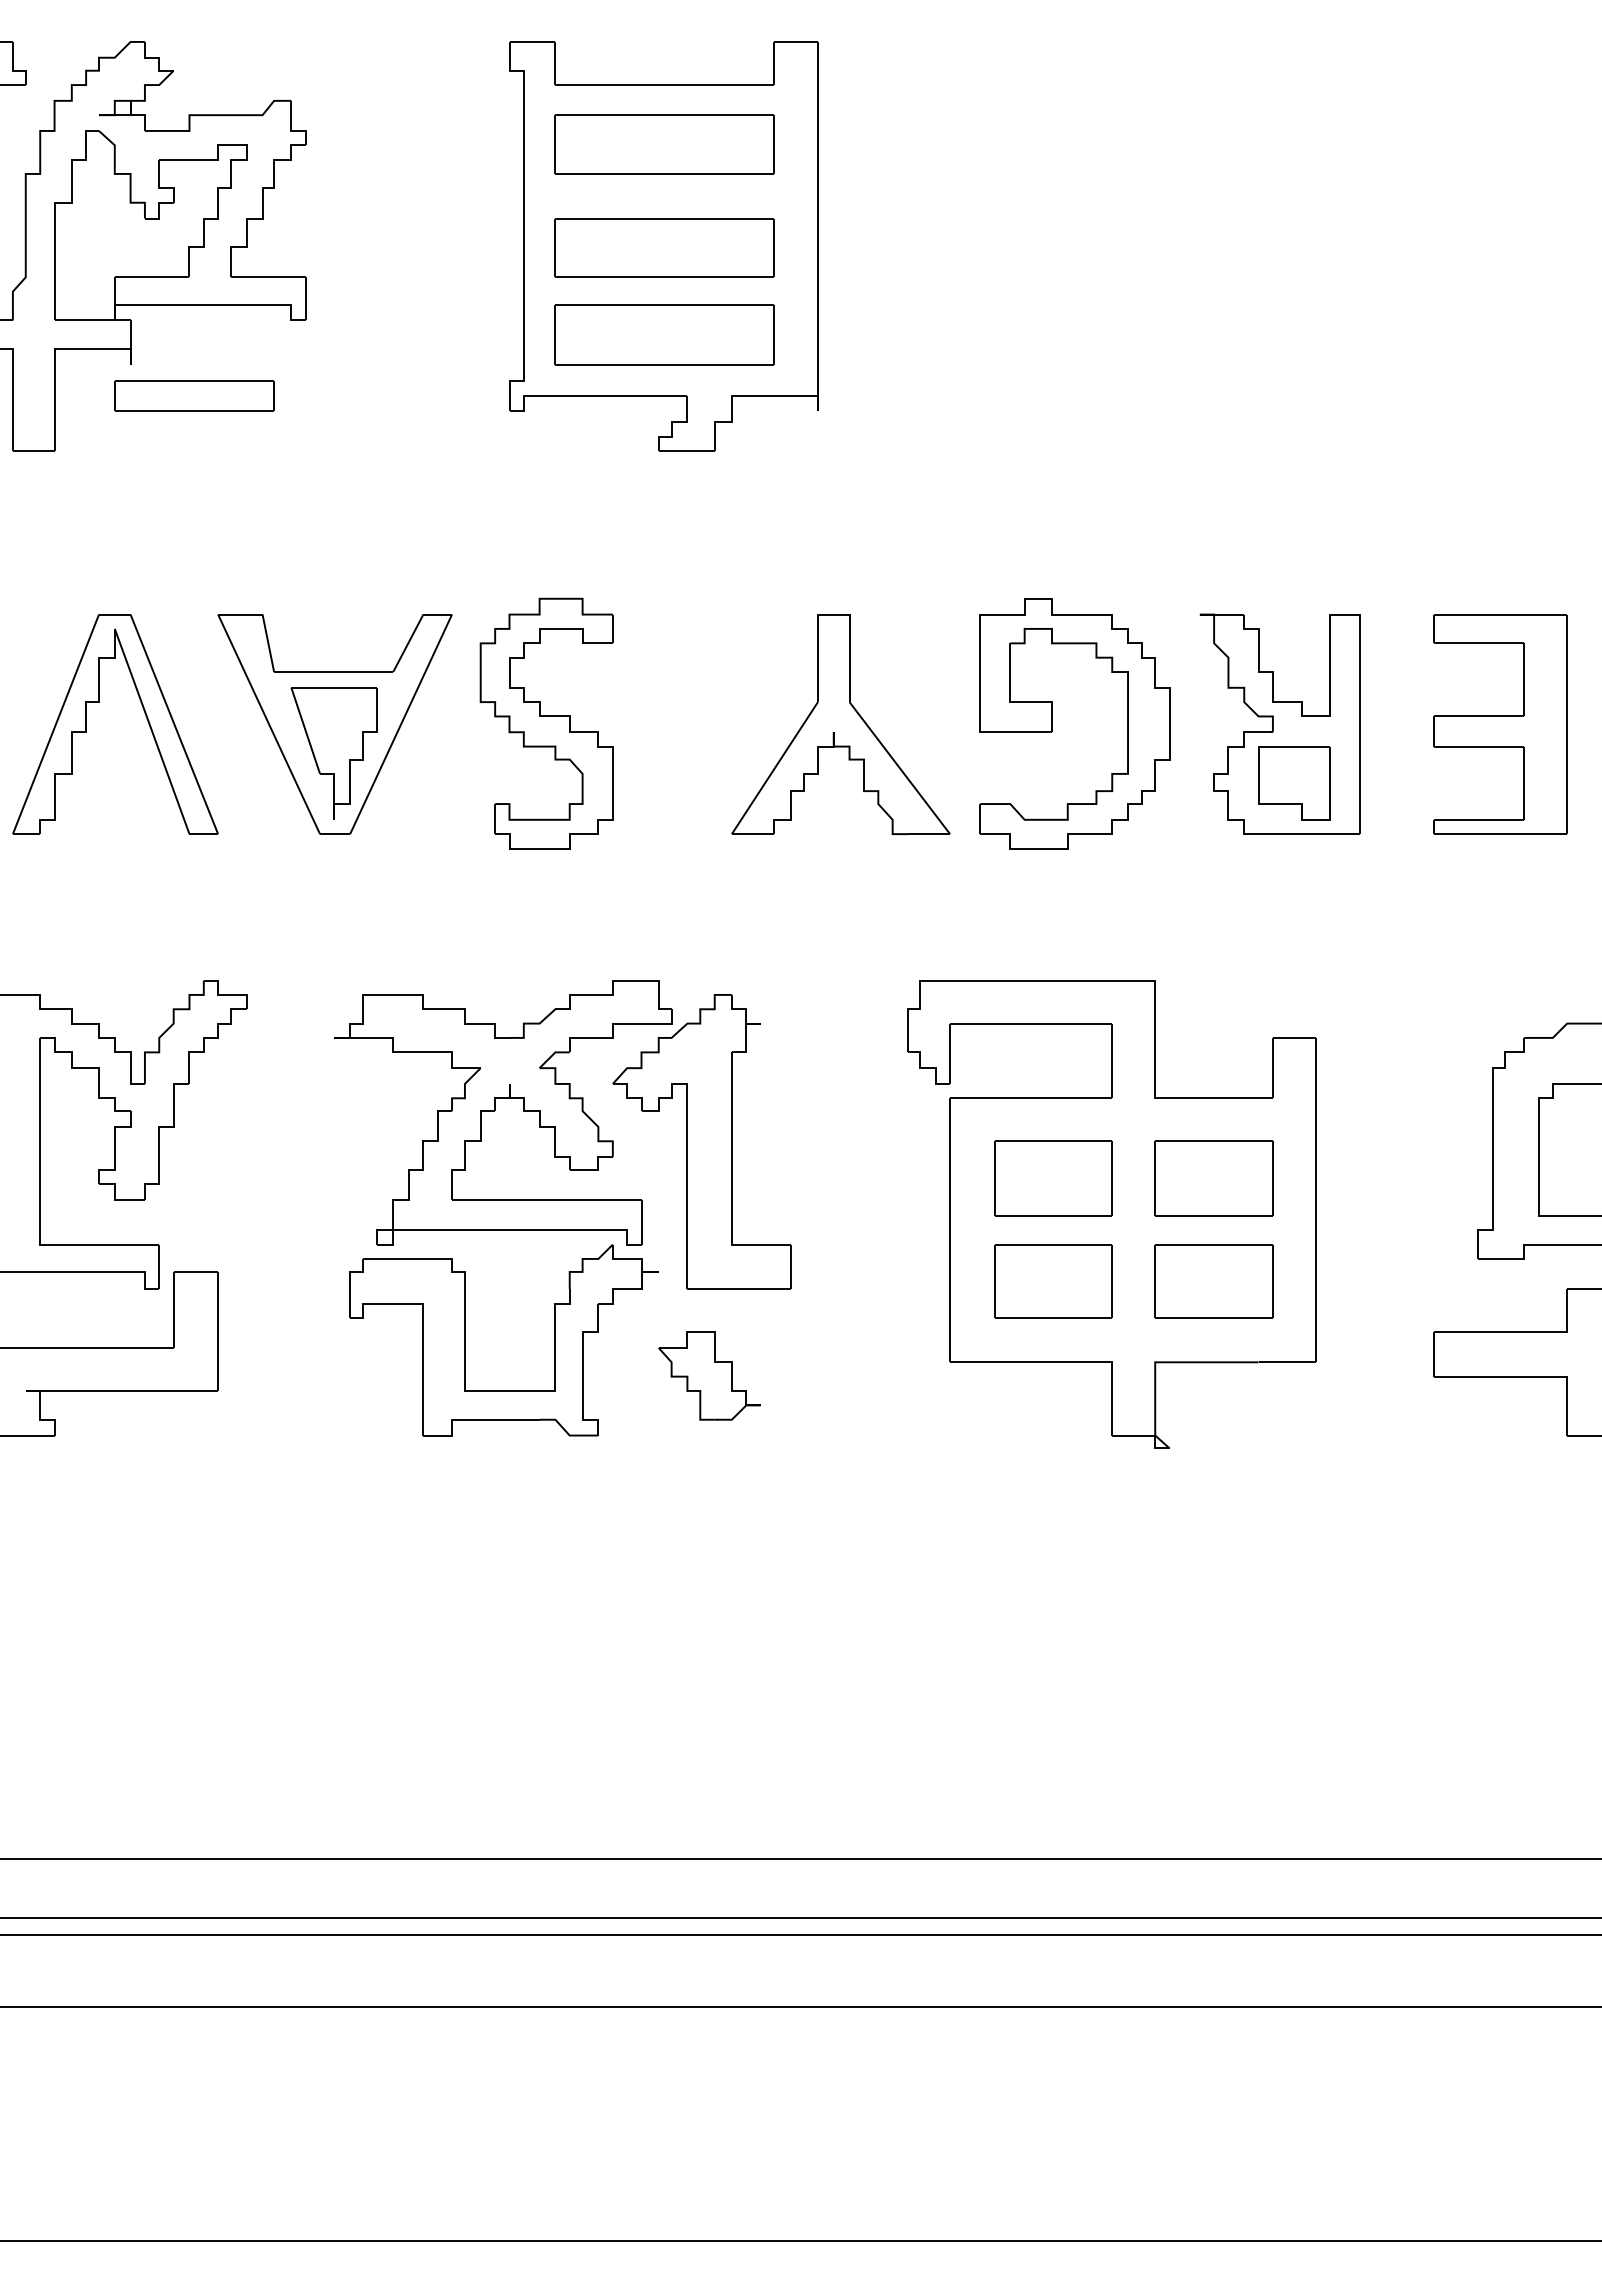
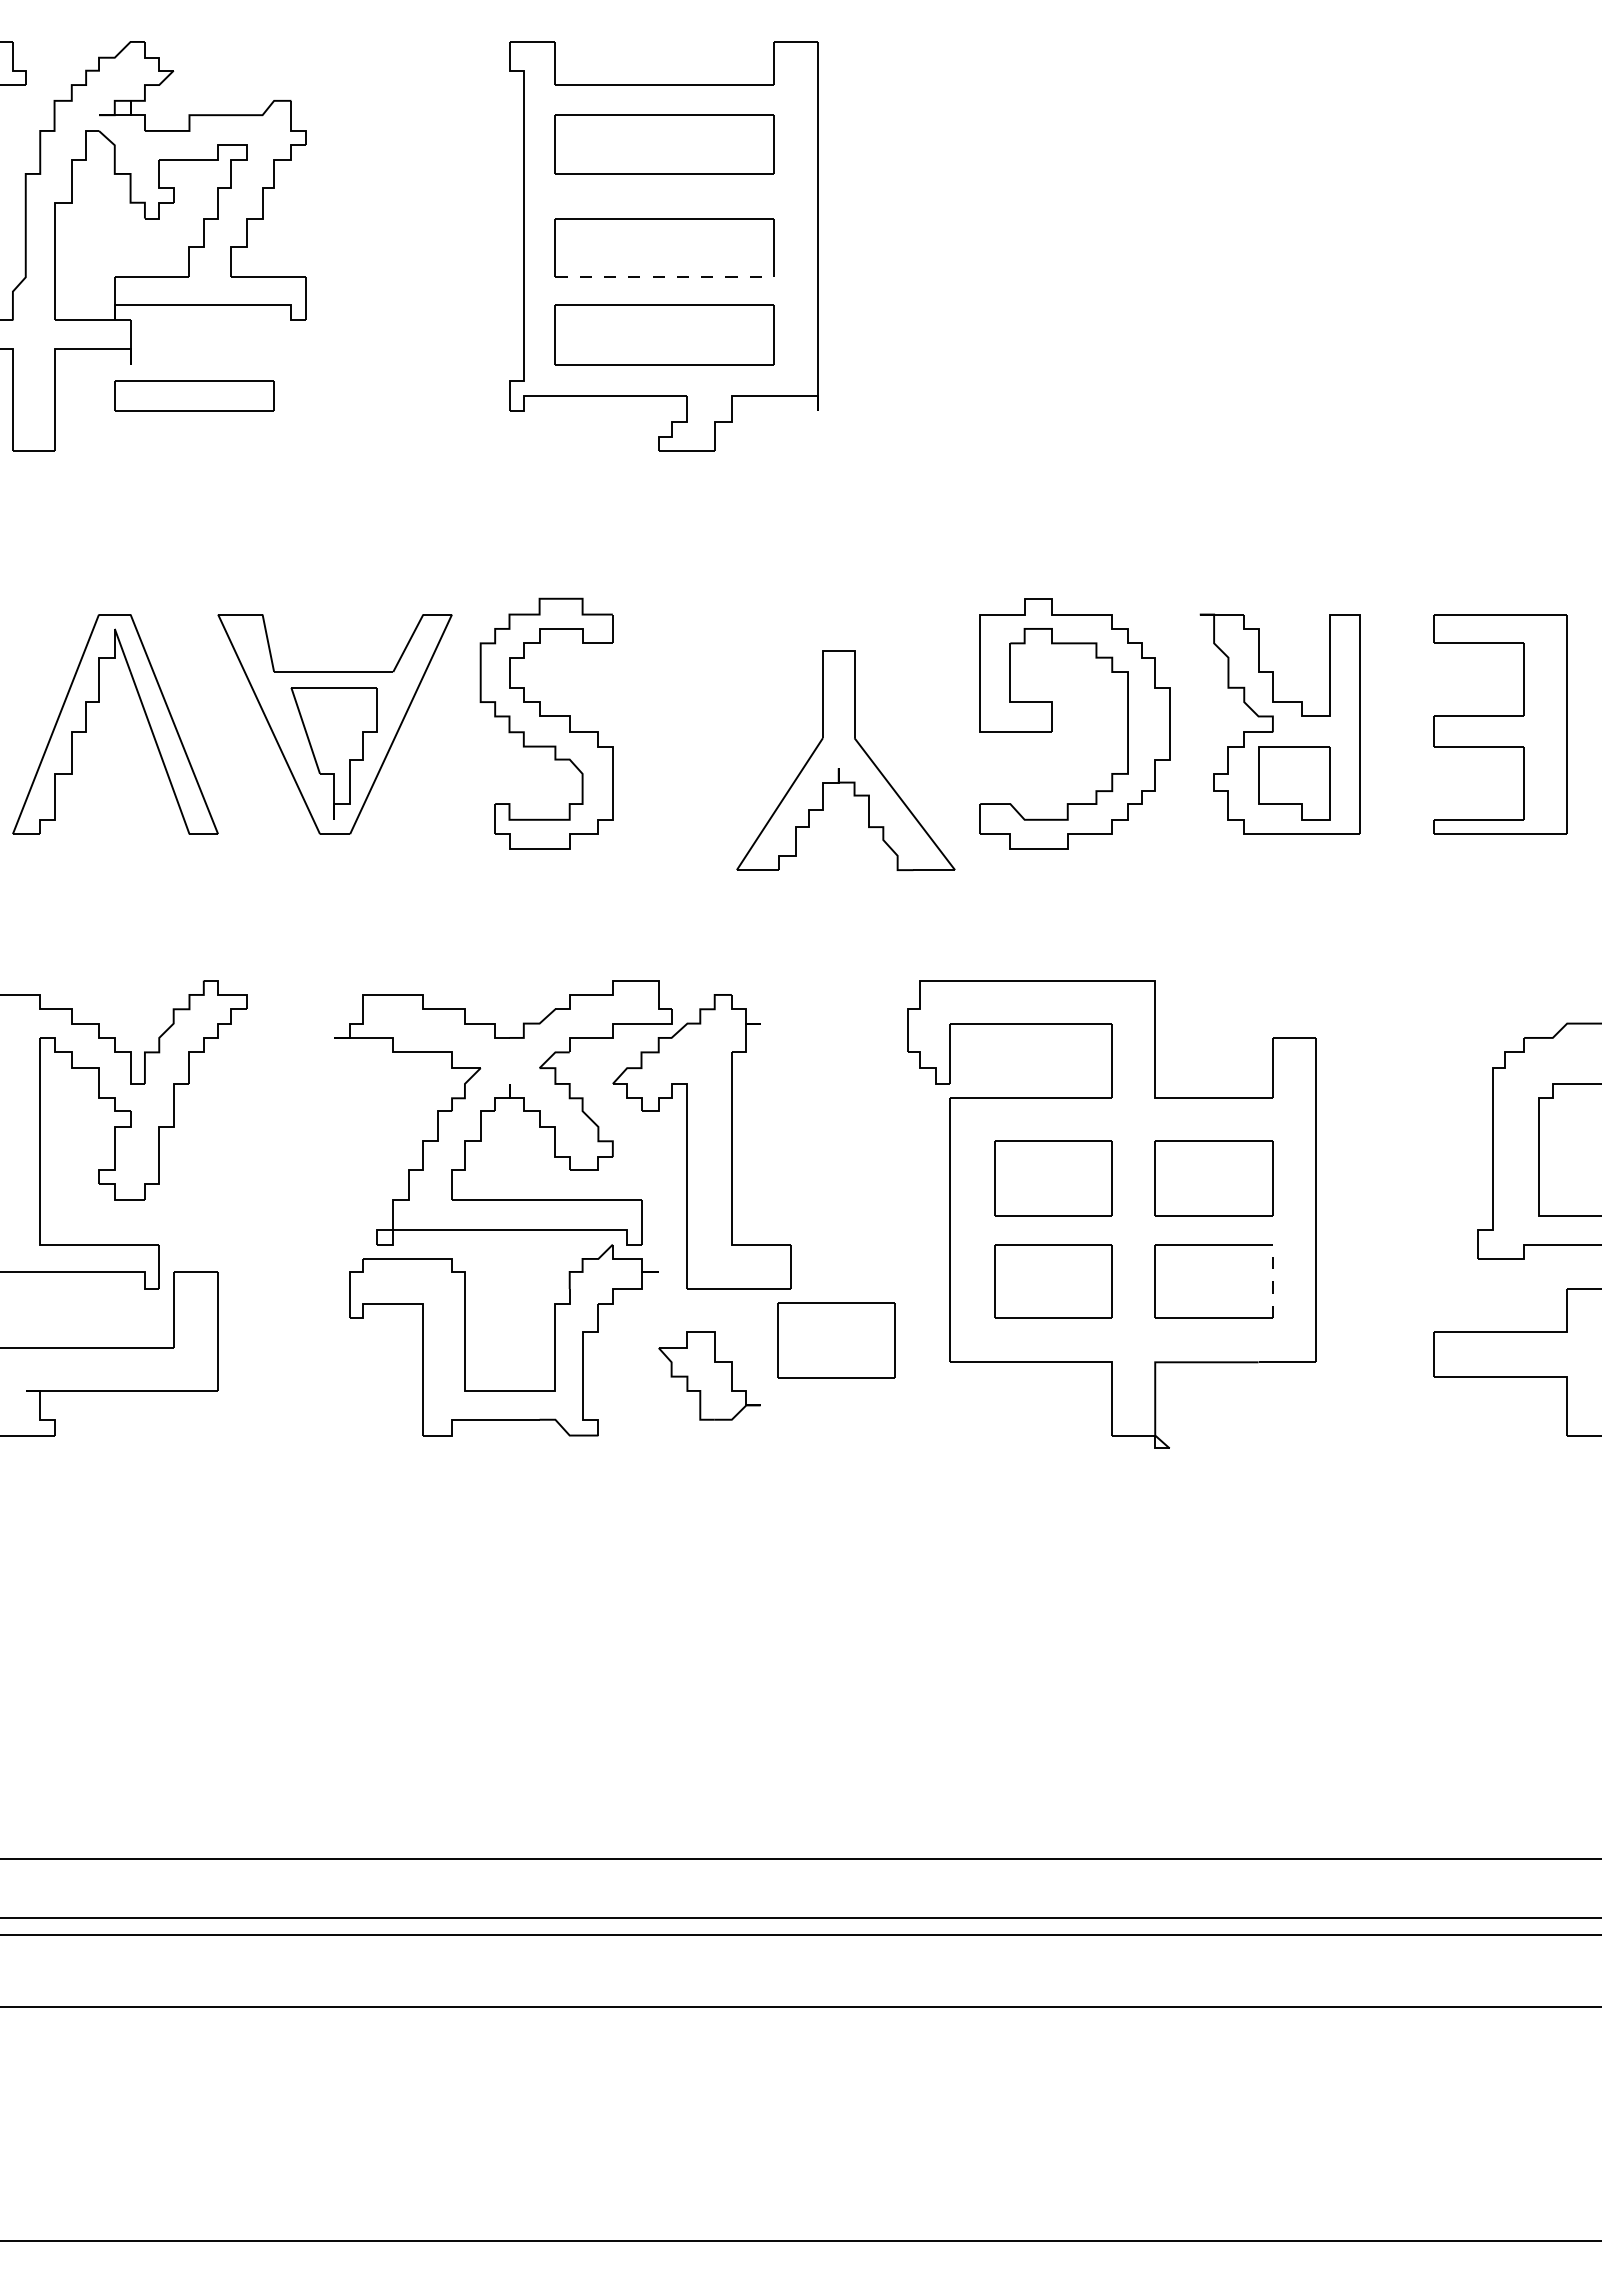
line: solid -> dashed (664, 277)
part position: (840, 724) -> (845, 760) (845, 760)
line: solid -> dashed (1272, 1281)
part: none -> present (836, 1340)
